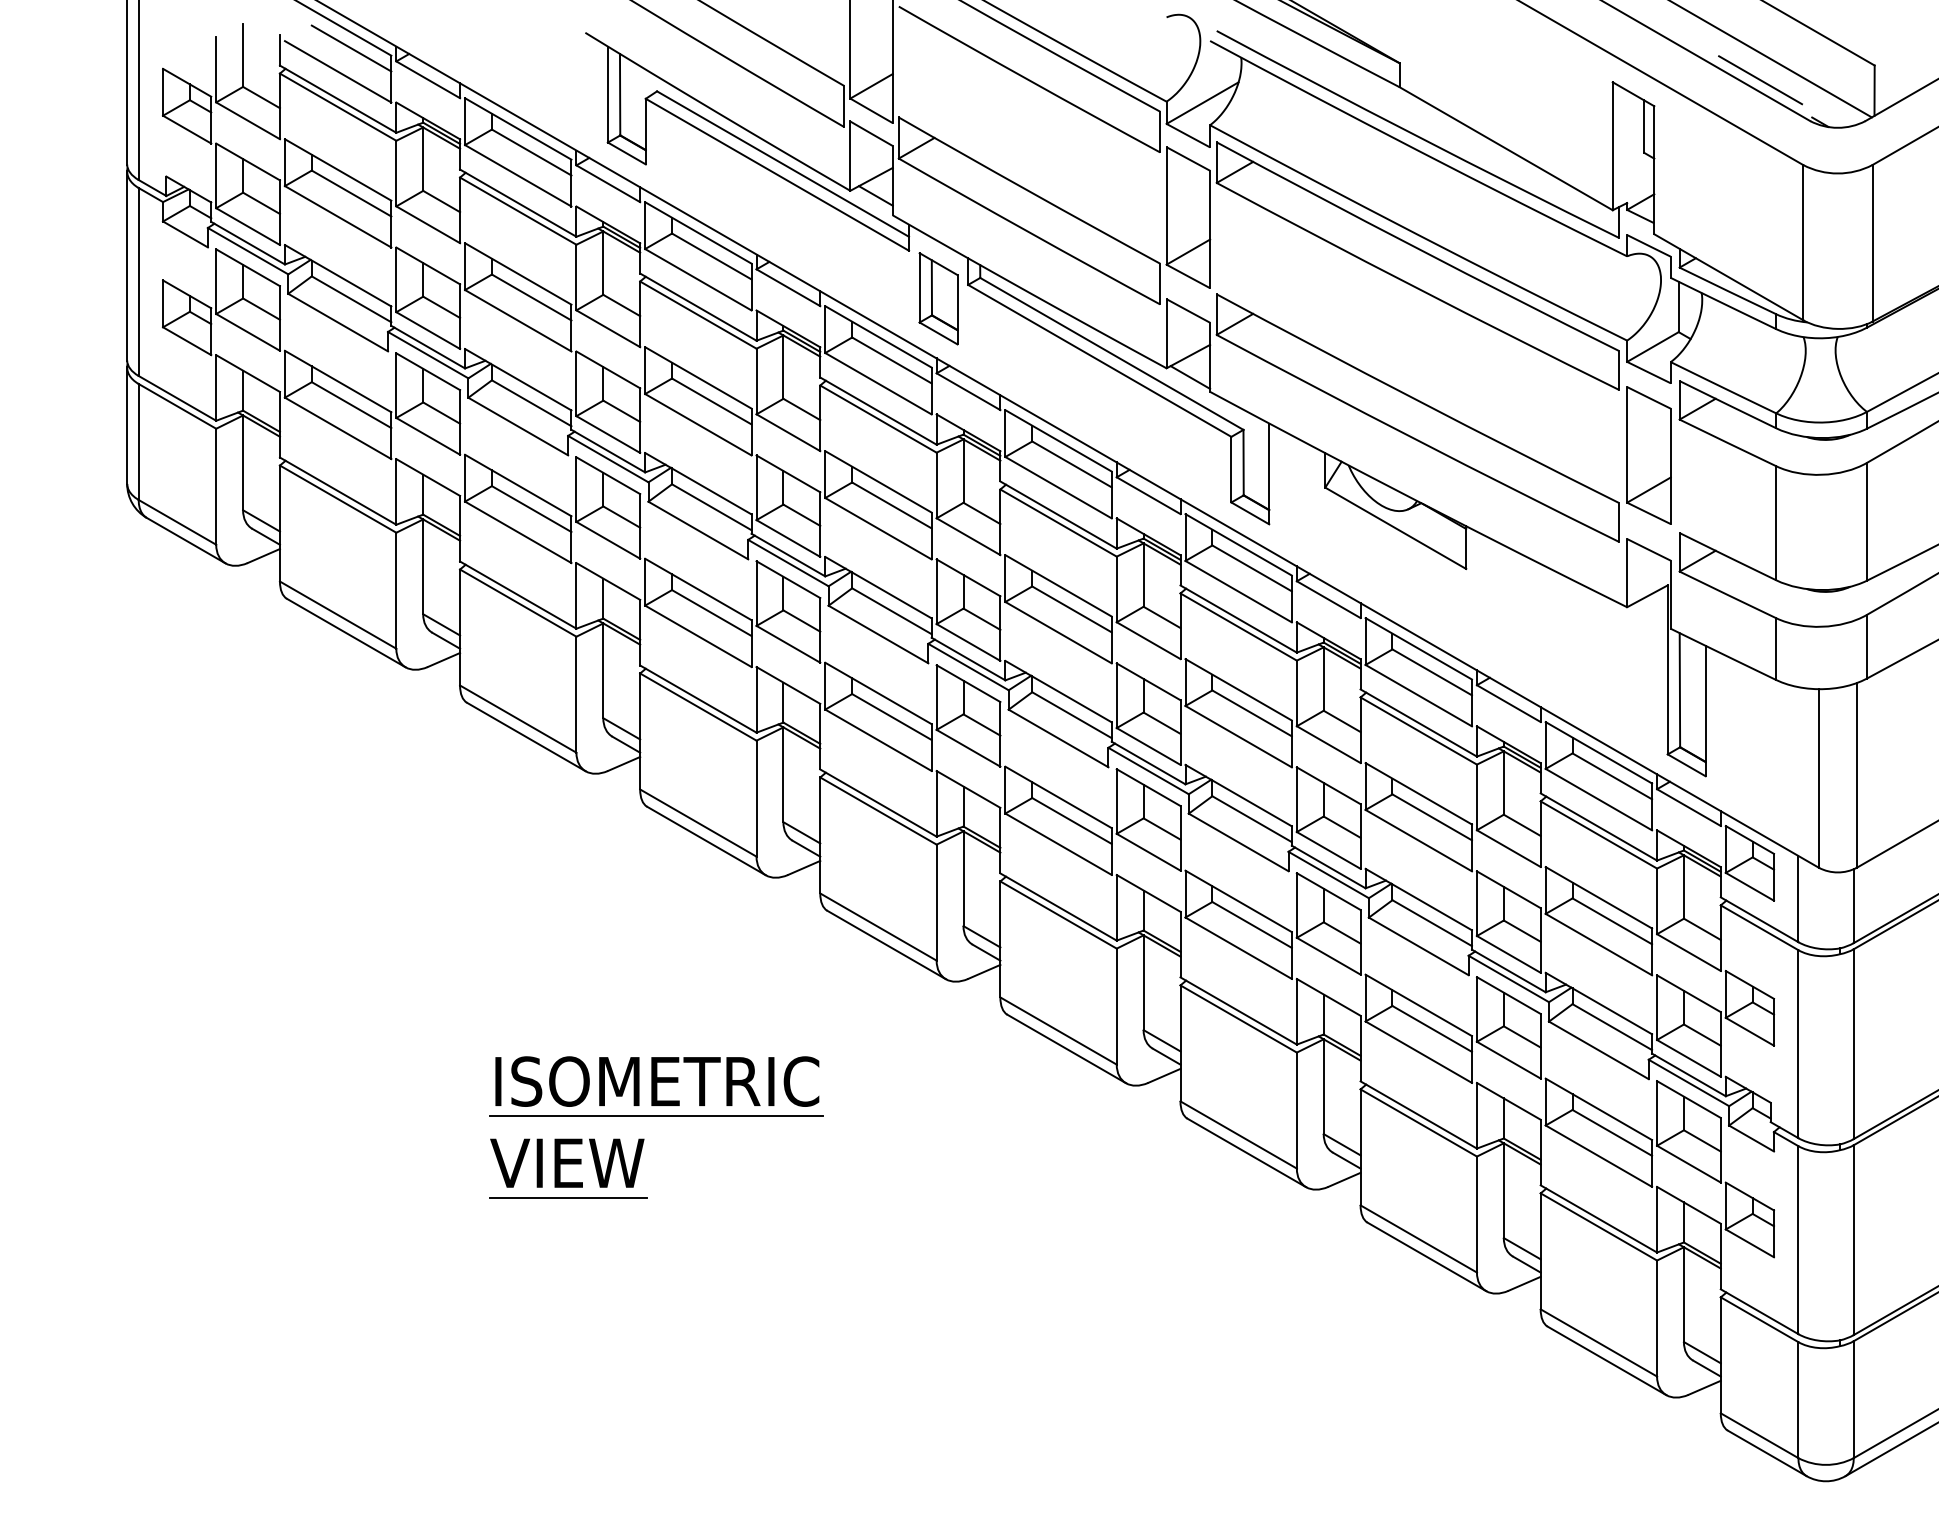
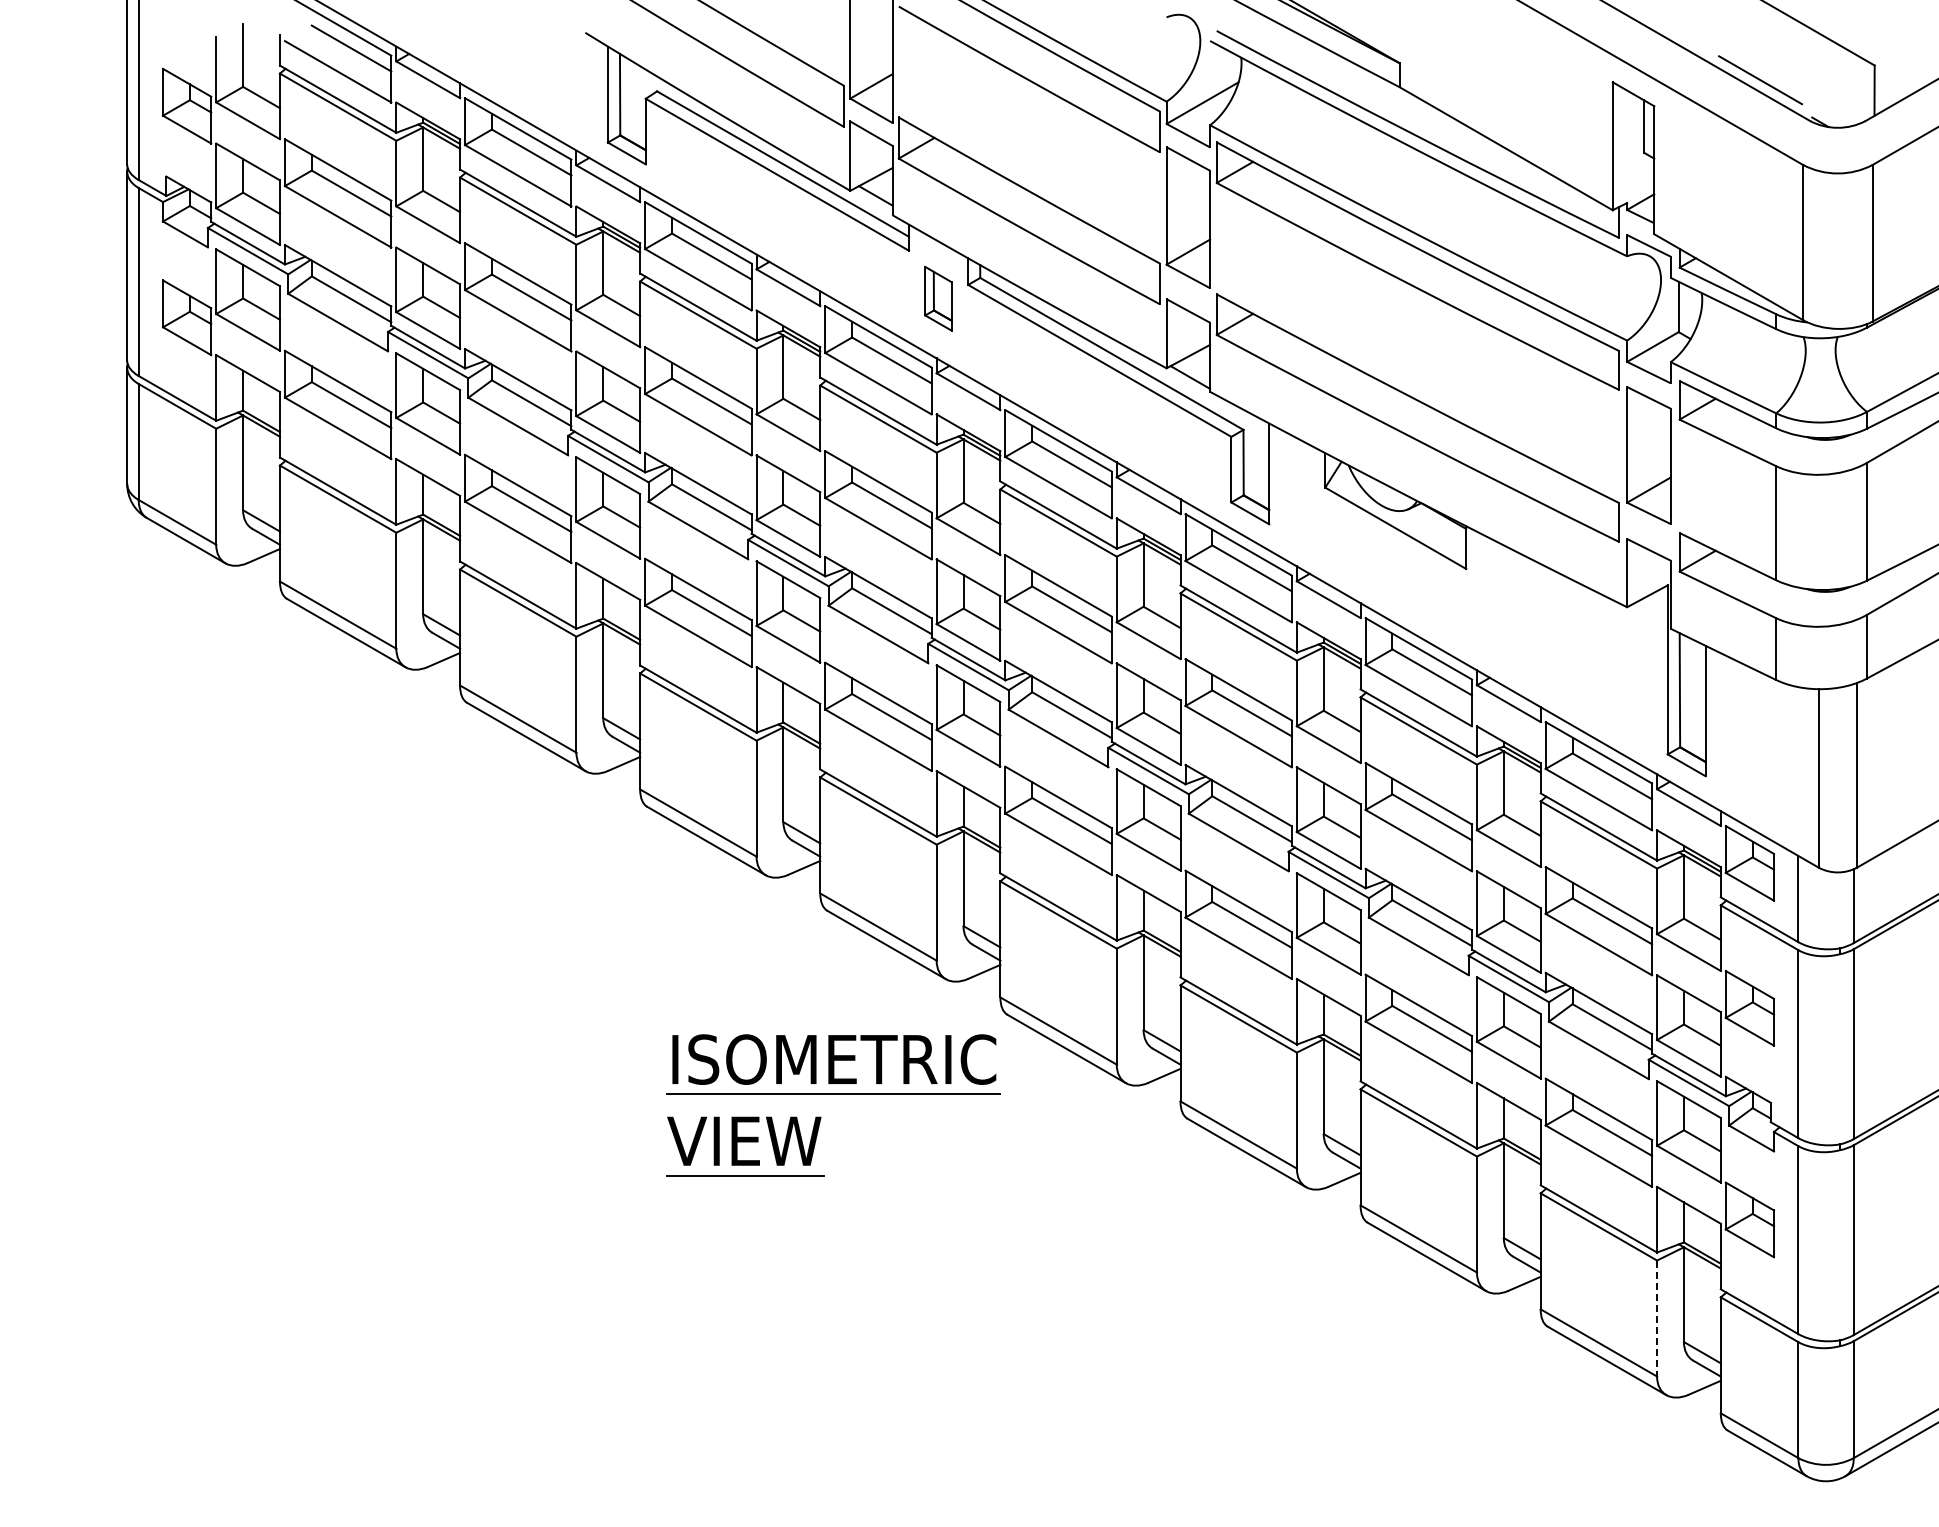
line: present -> none (1771, 59)
part size: 41x94 px -> 29x66 px (938, 298)
part position: (656, 1116) -> (833, 1094) (833, 1094)
line: solid -> dashed (1657, 1318)
